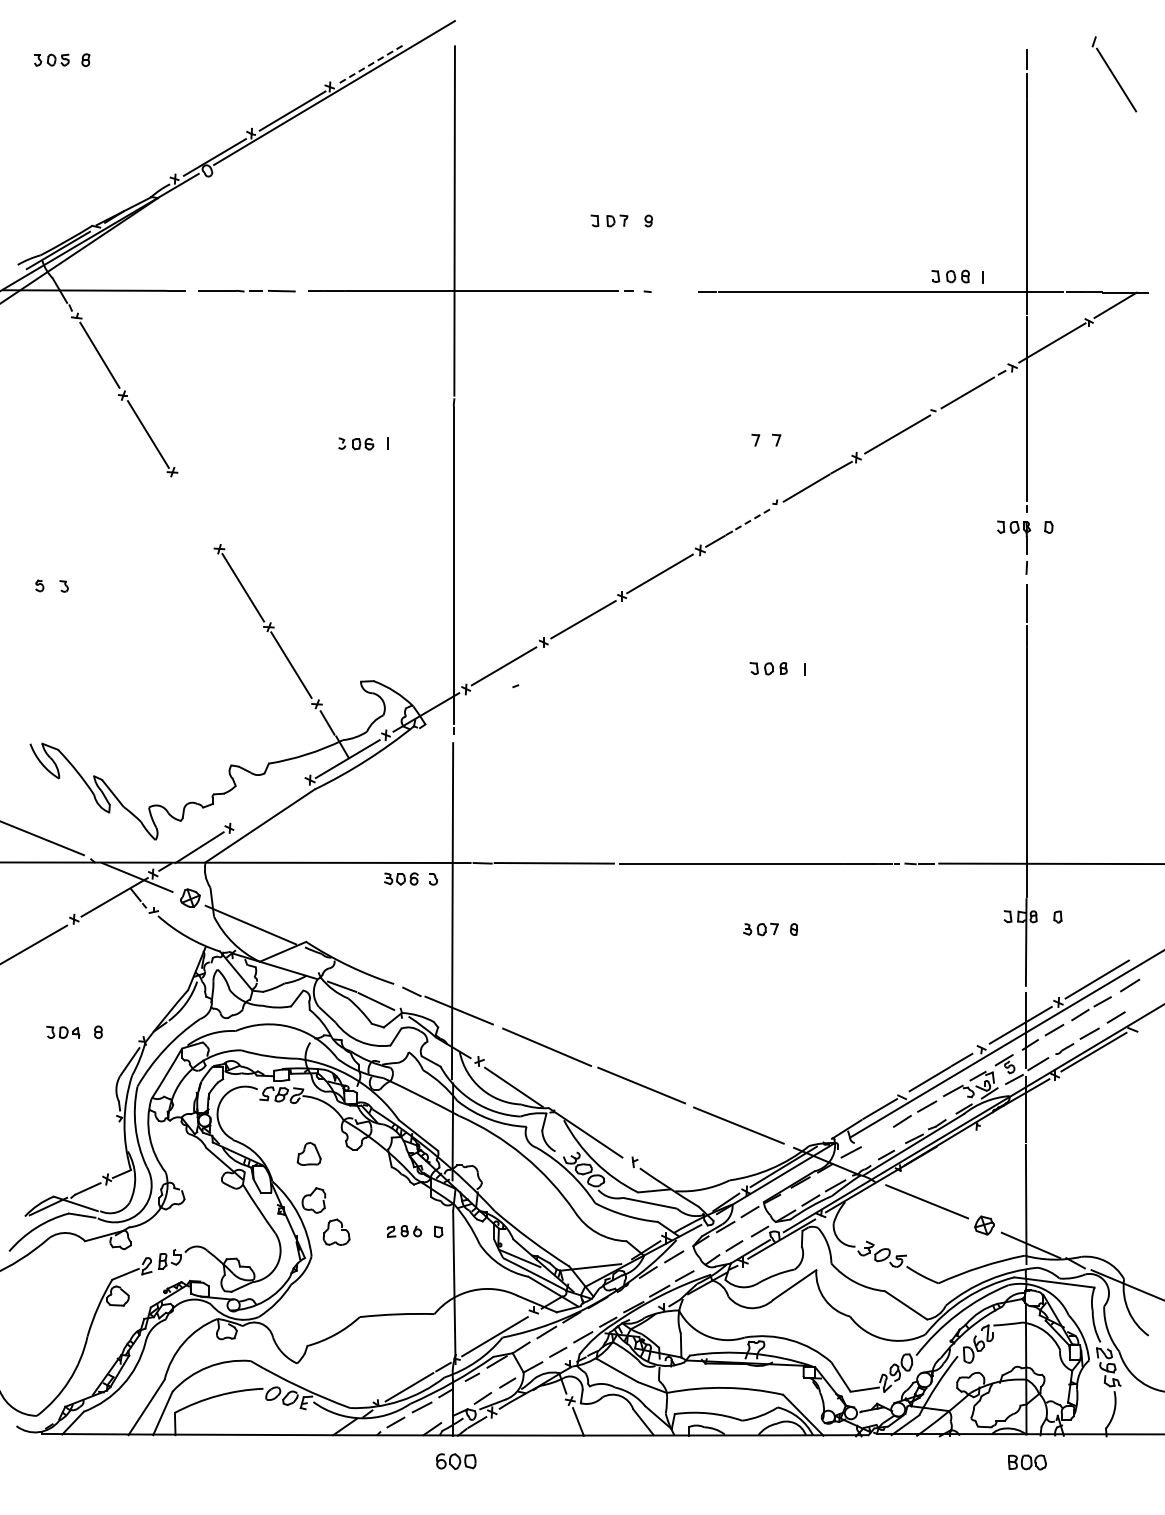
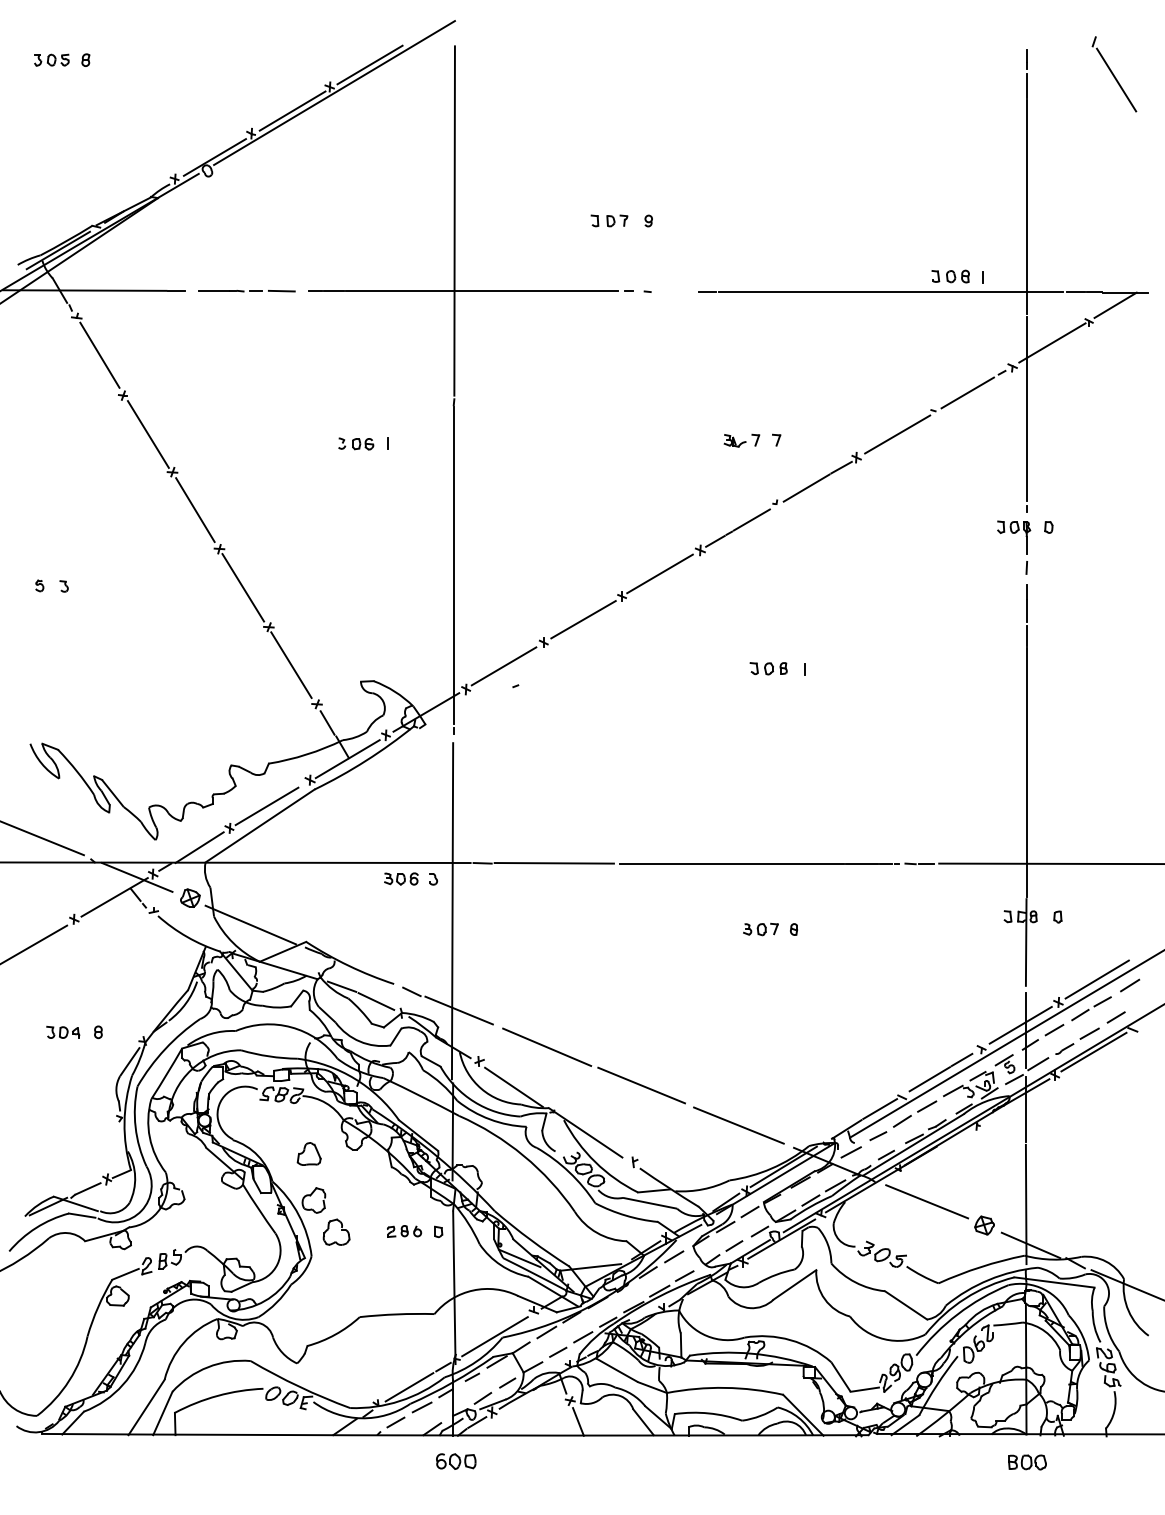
line: dashed -> solid (370, 65)
part: none -> present (734, 440)
line: none -> present (195, 510)
line: dashed -> solid (751, 520)
line: none -> present (266, 806)
line: none -> present (878, 1136)
